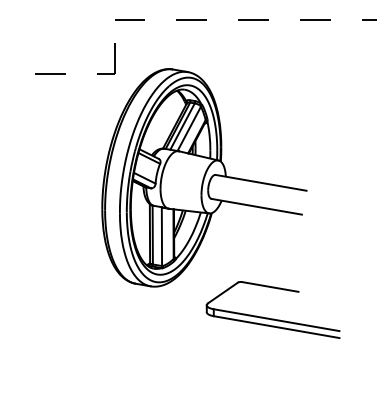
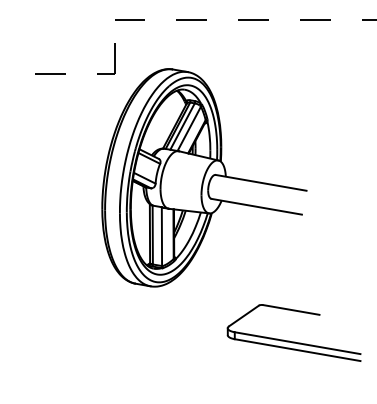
part position: (268, 317) -> (289, 340) (289, 340)
